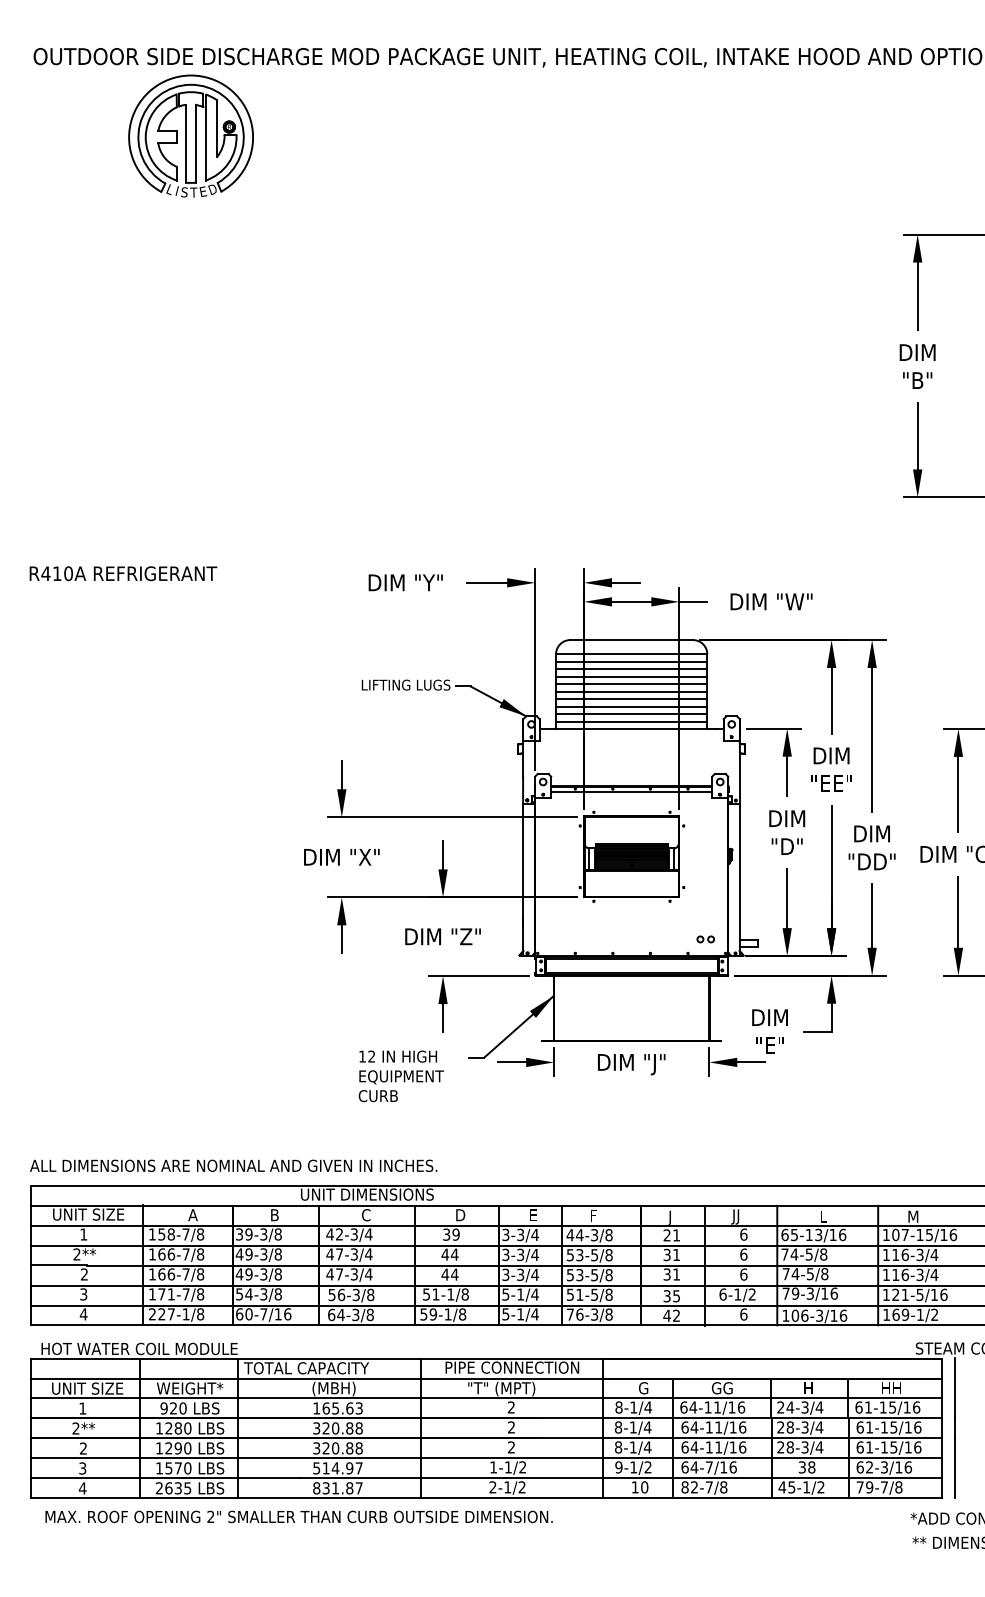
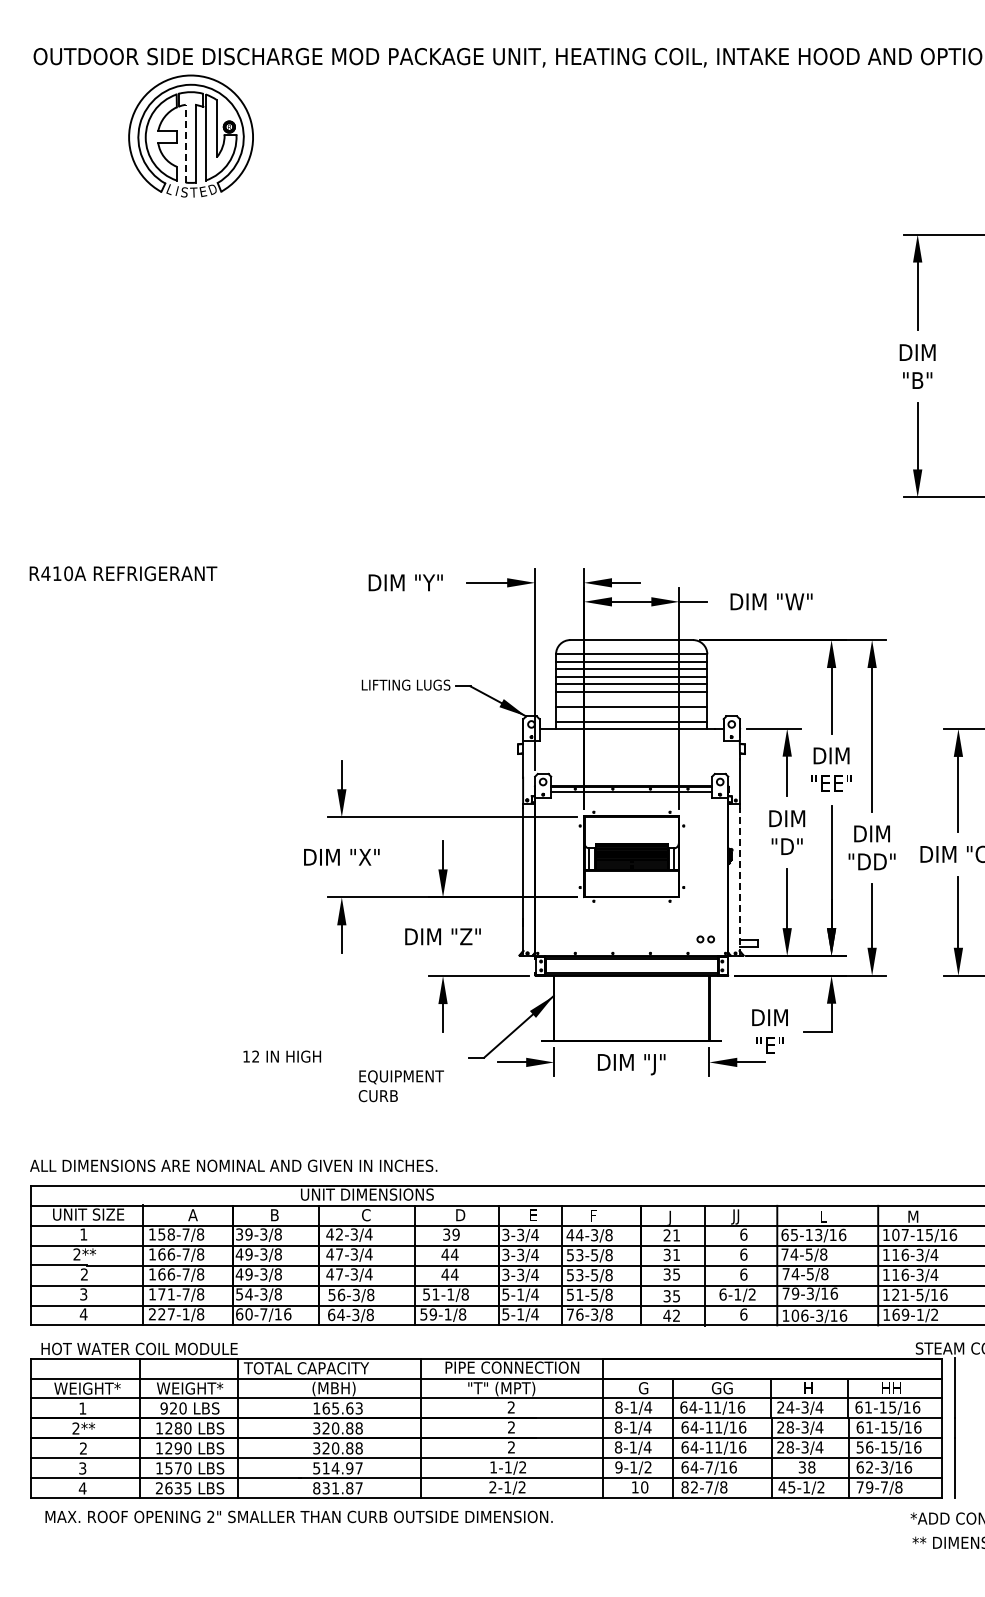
line: solid -> dashed (185, 143)
line: present -> none (631, 699)
line: present -> none (631, 714)
line: solid -> dashed (739, 881)
text position: (397, 1056) -> (281, 1056) (281, 1056)
text: 31 -> 35 (676, 1274)
text: UNIT SIZE -> WEIGHT* (87, 1388)
text: 61-15/16 -> 56-15/16 (864, 1447)
